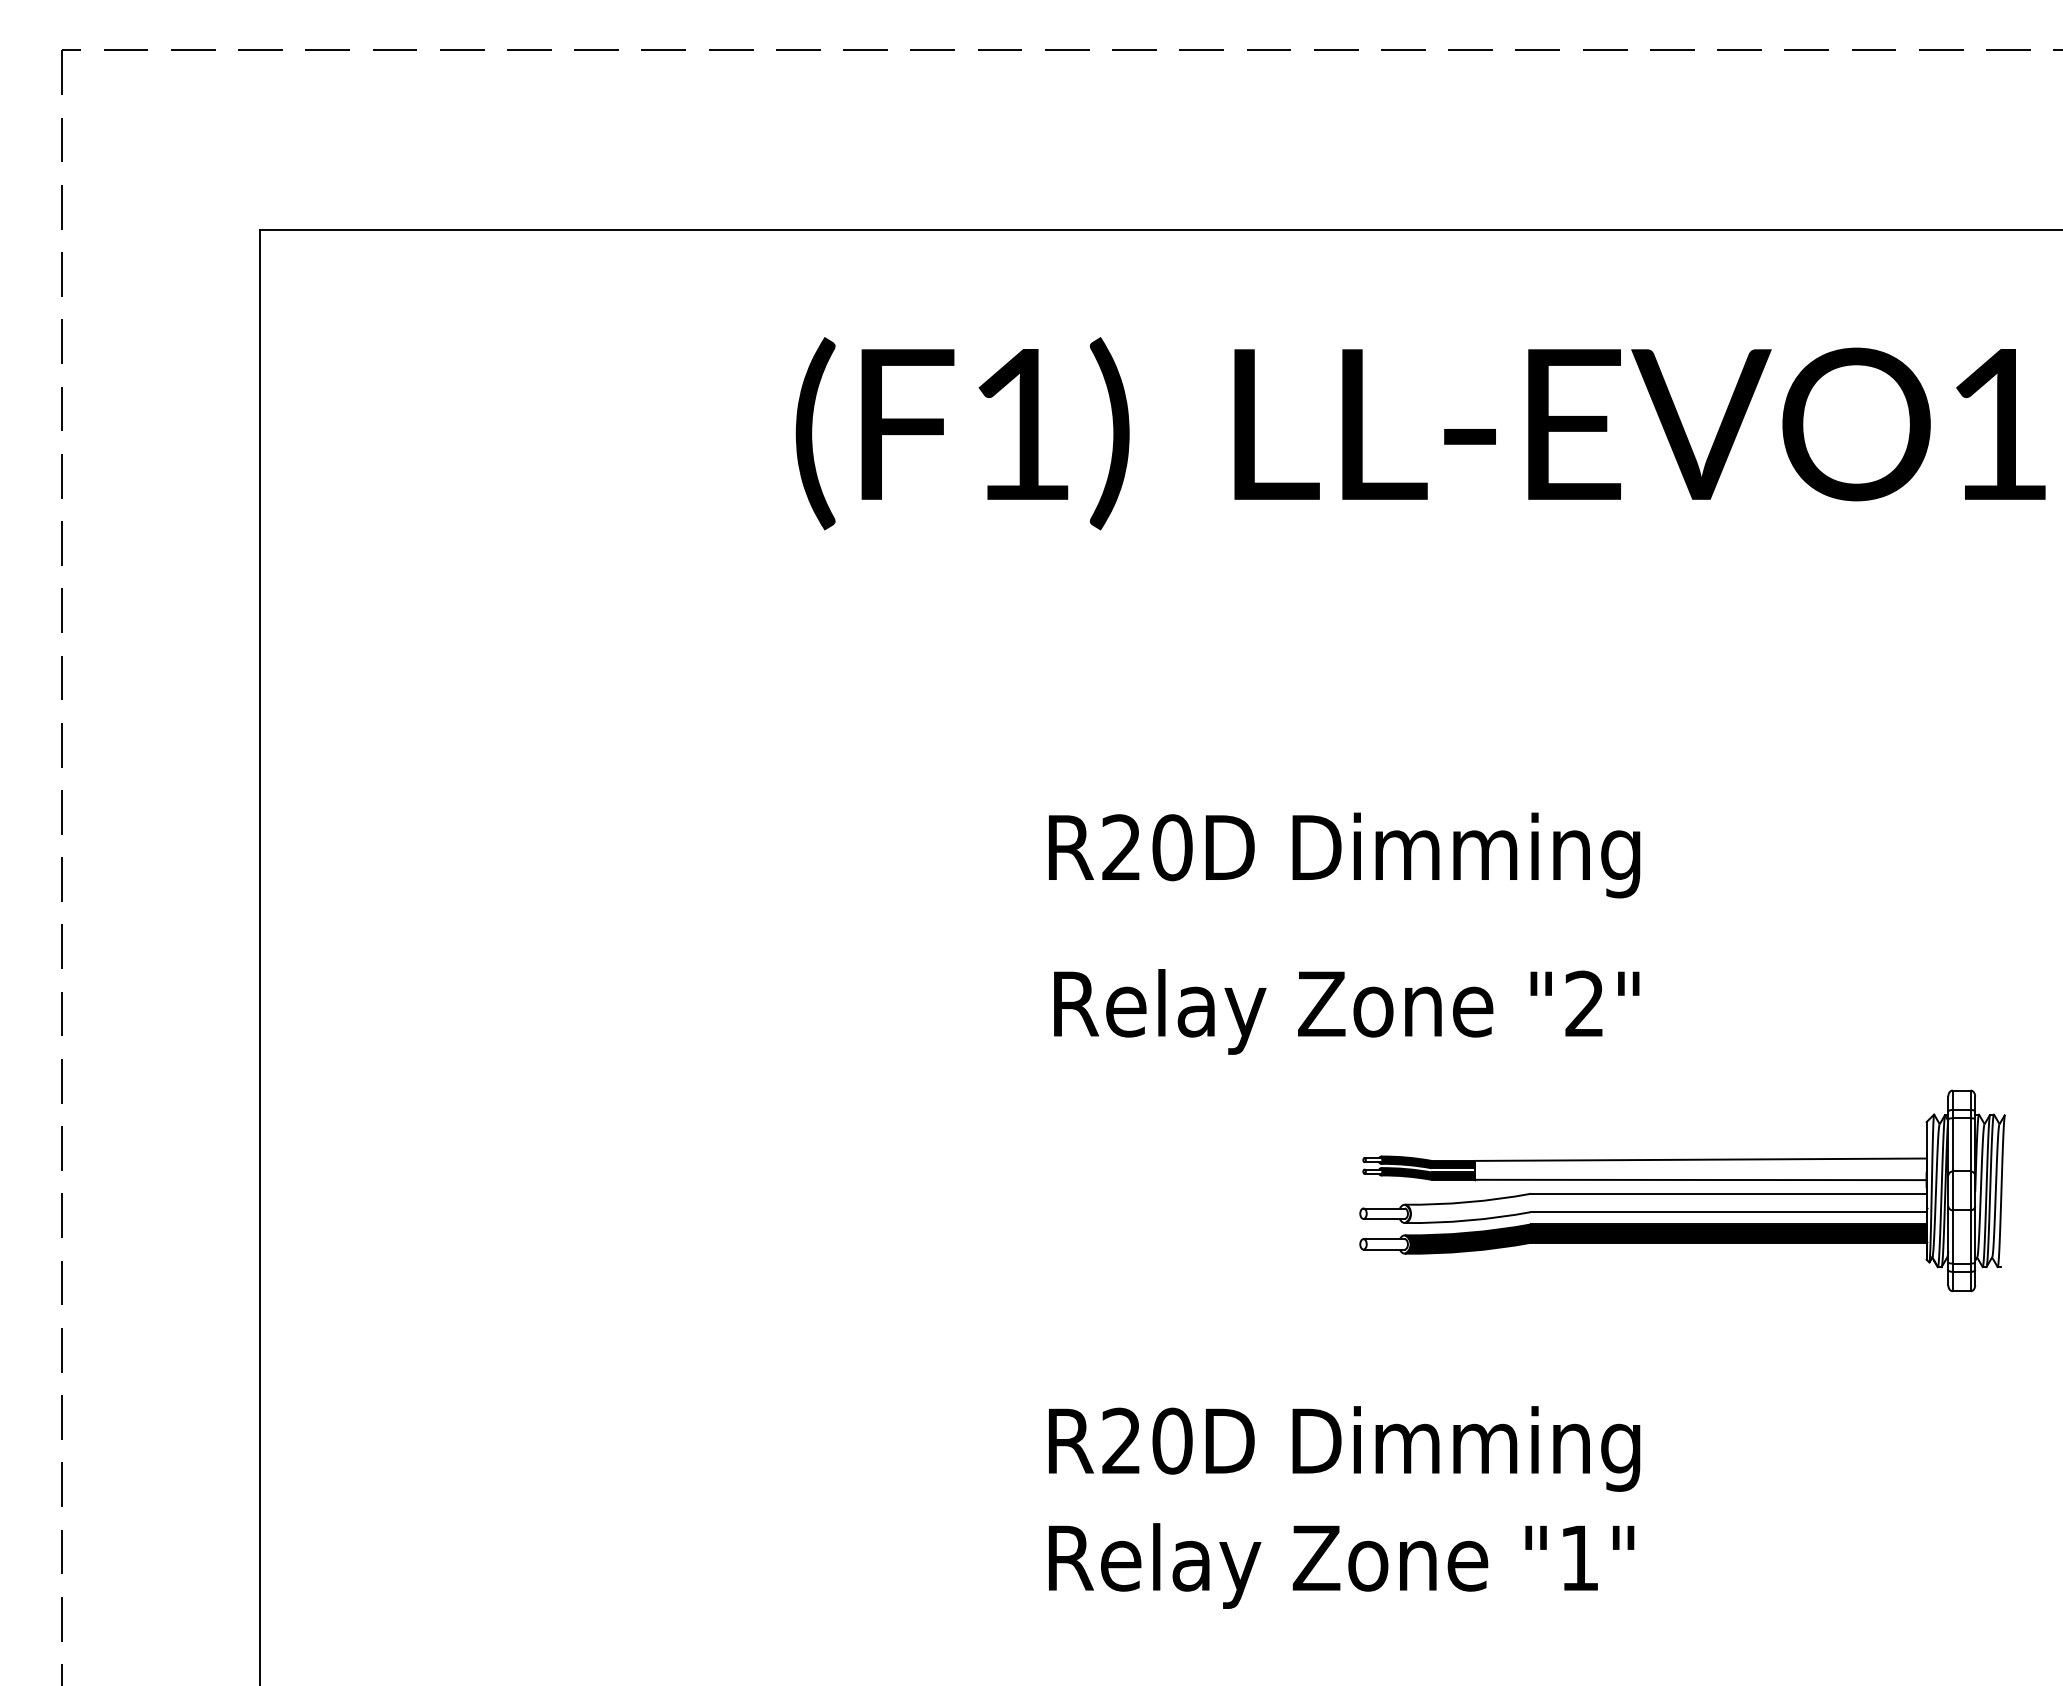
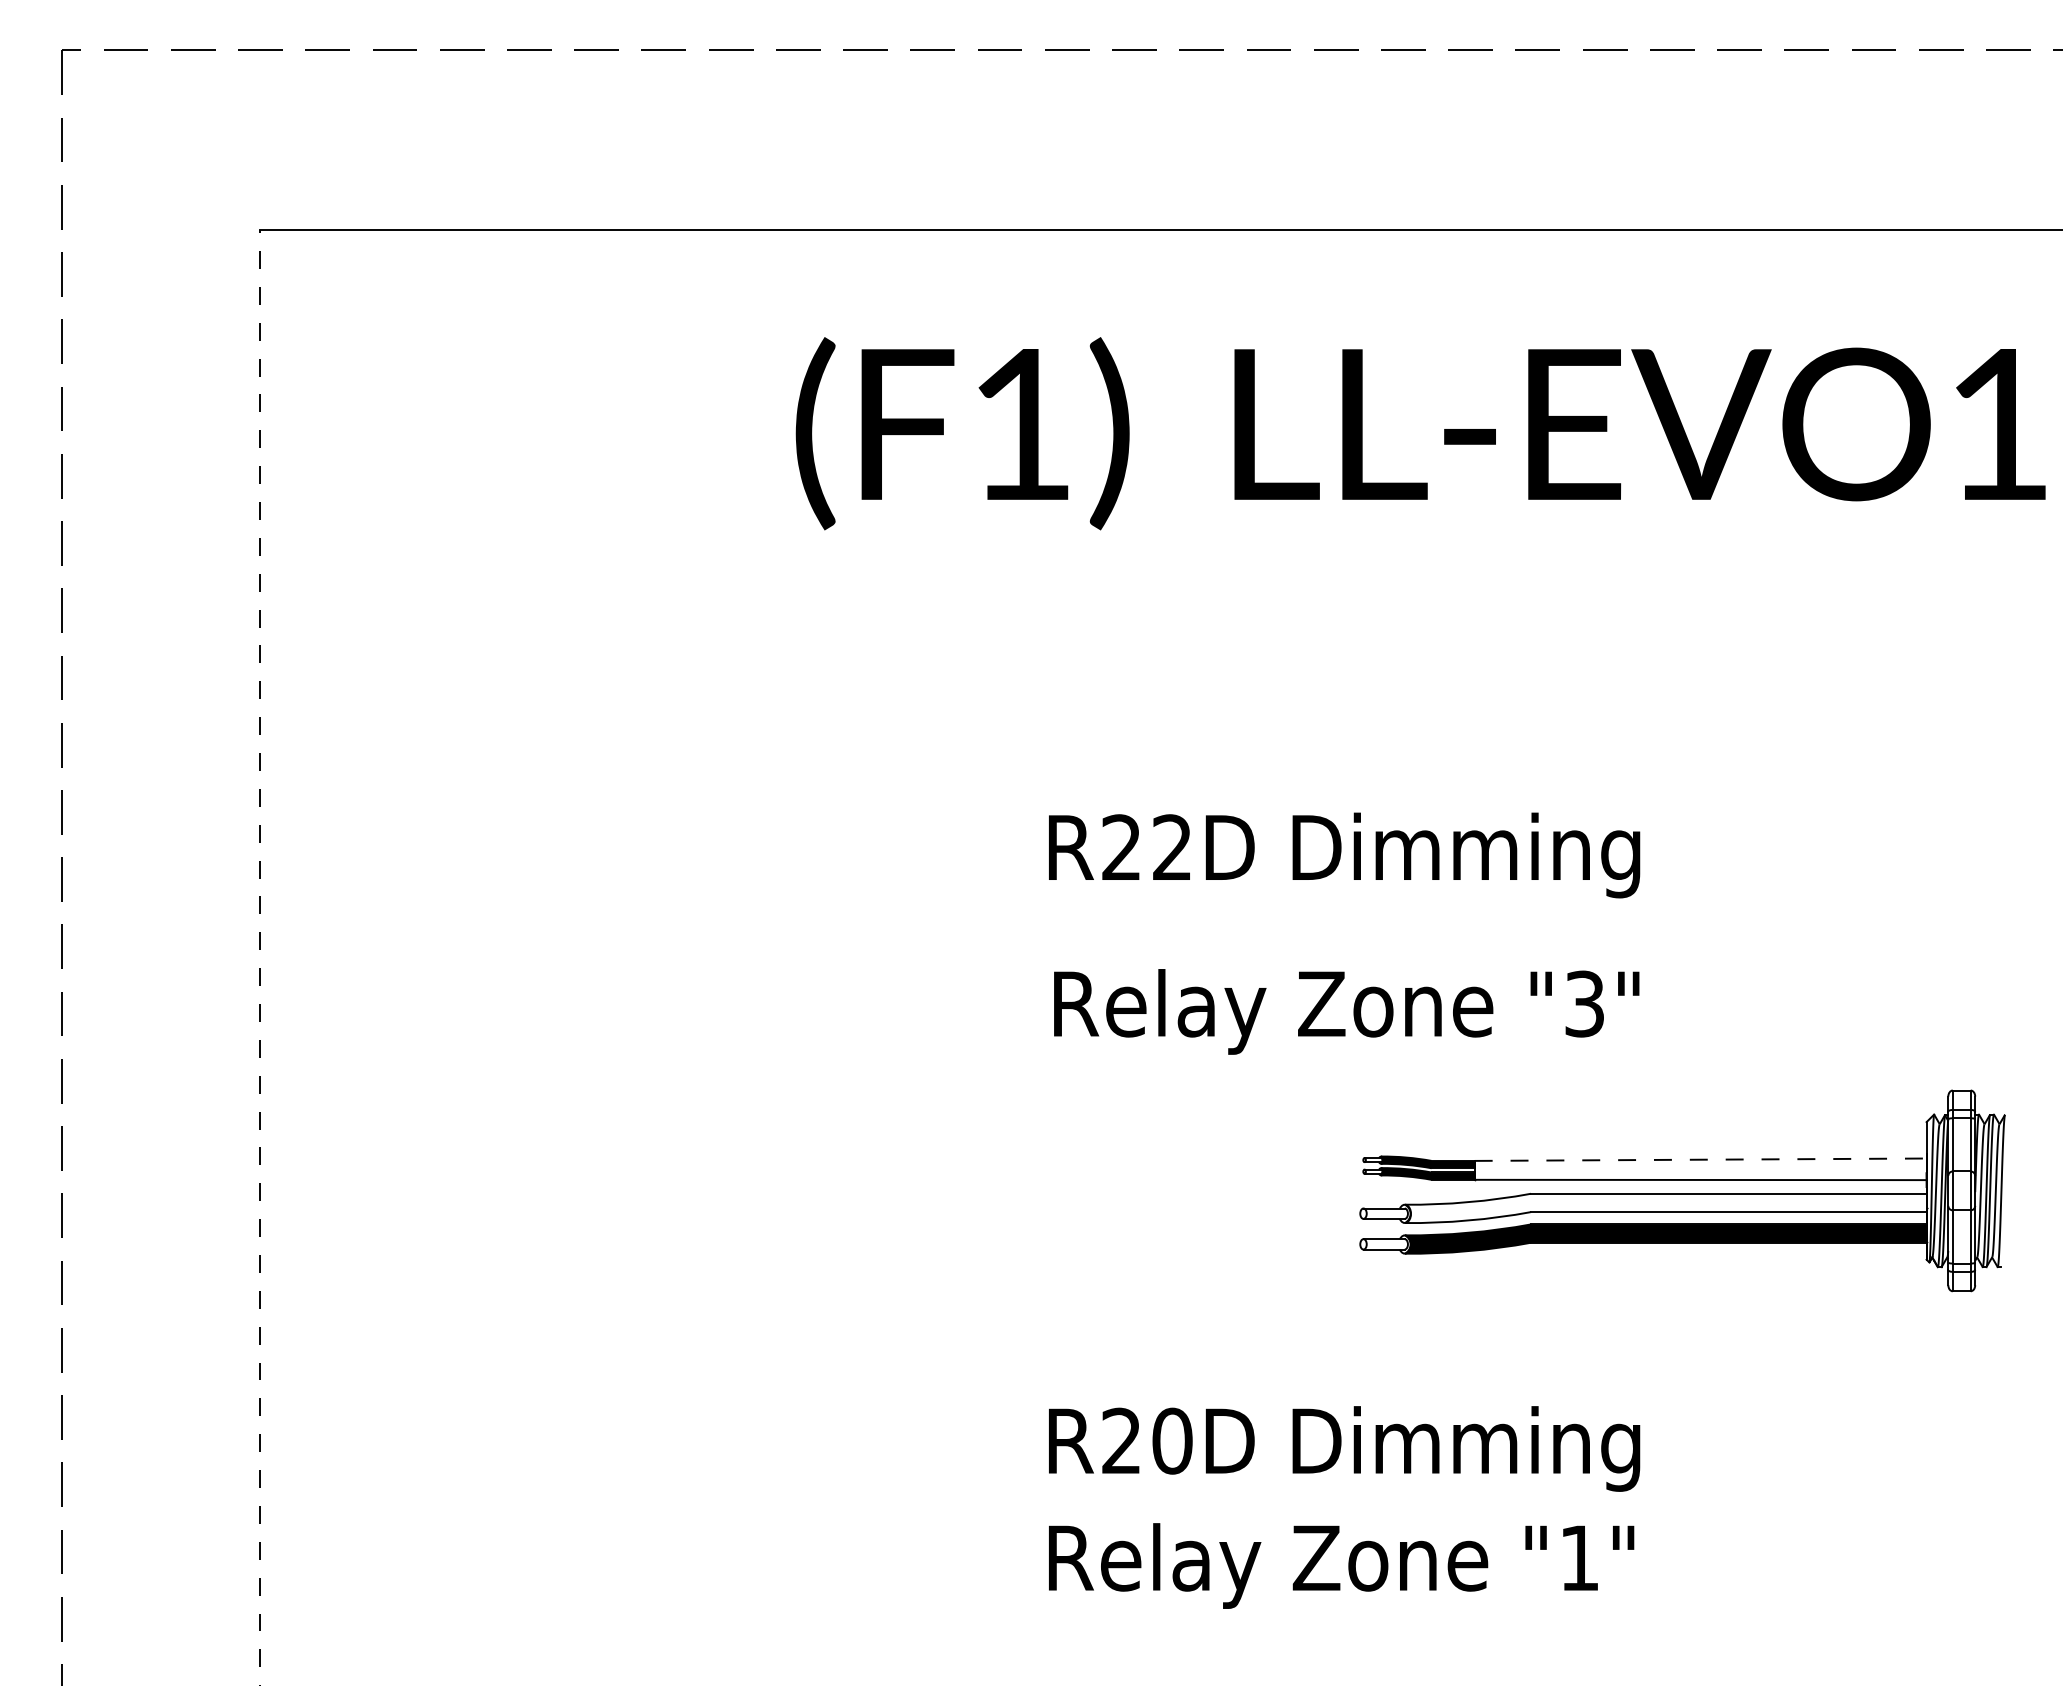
text: R20D -> R22D (1172, 847)
line: solid -> dashed (259, 957)
text: "2" -> "3" (1584, 1003)
line: solid -> dashed (1700, 1159)
